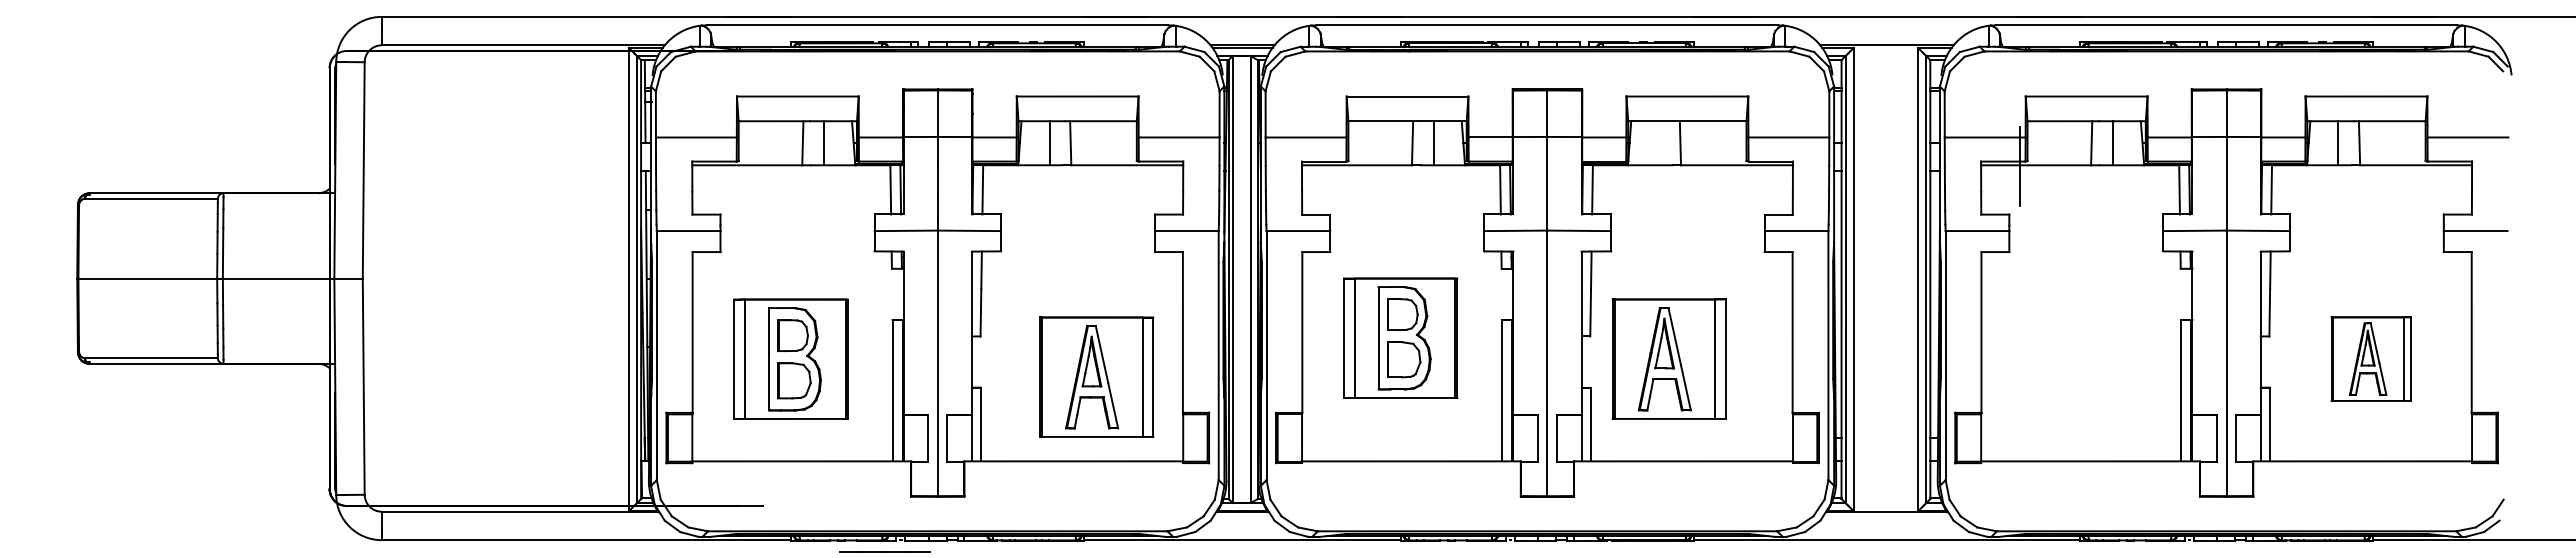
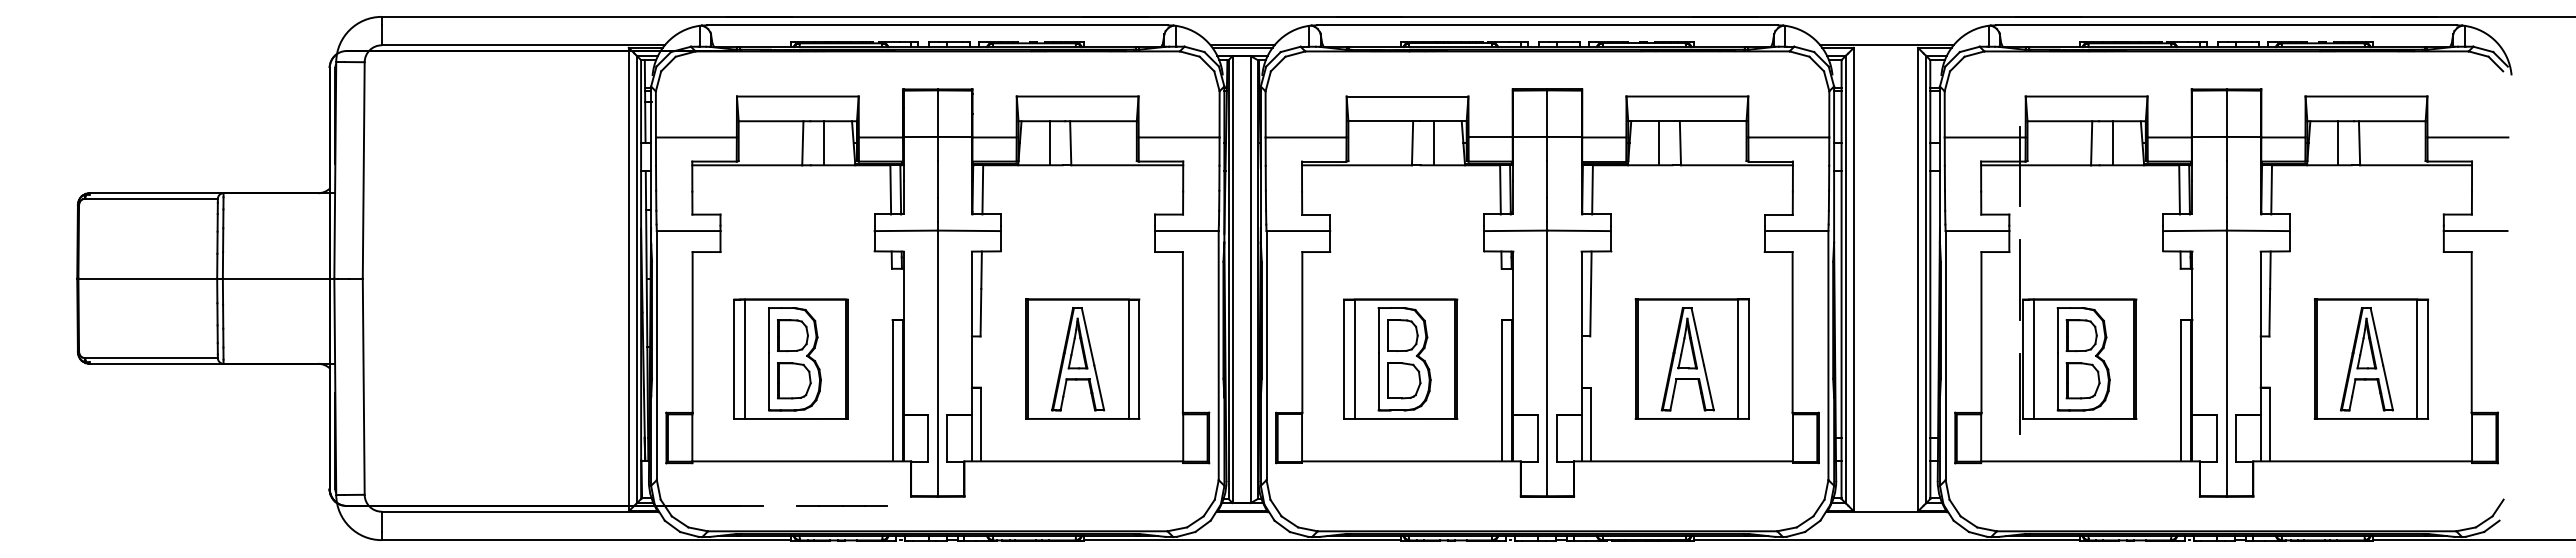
line: none -> present (1659, 143)
part: none -> present (2078, 336)
part position: (1400, 337) -> (1400, 358) (1400, 358)
part position: (1668, 358) -> (1691, 358) (1691, 358)
part size: 82x86 px -> 116x122 px (2370, 358)
part position: (1096, 376) -> (1082, 358) (1082, 358)
line position: (884, 551) -> (841, 505) (841, 505)
